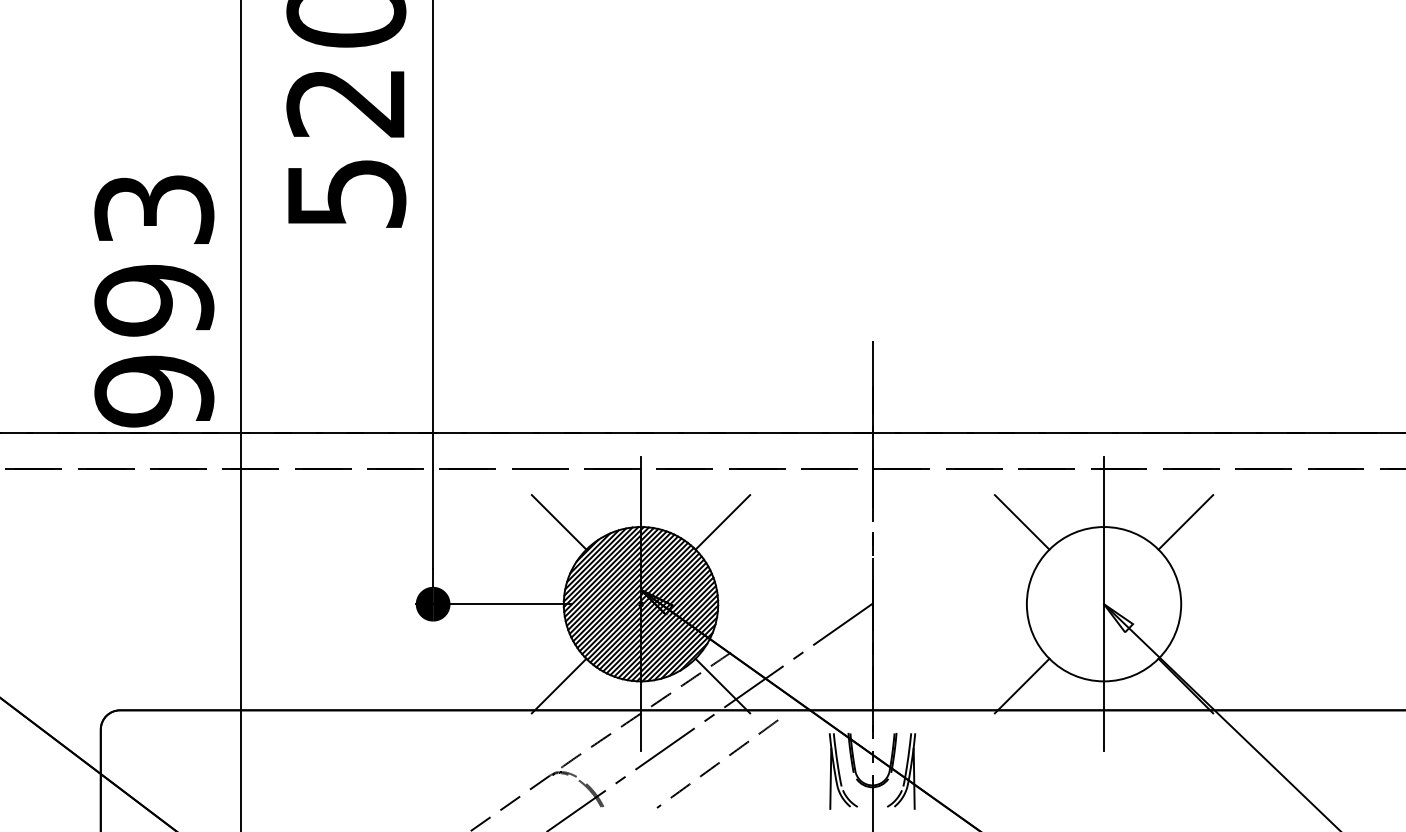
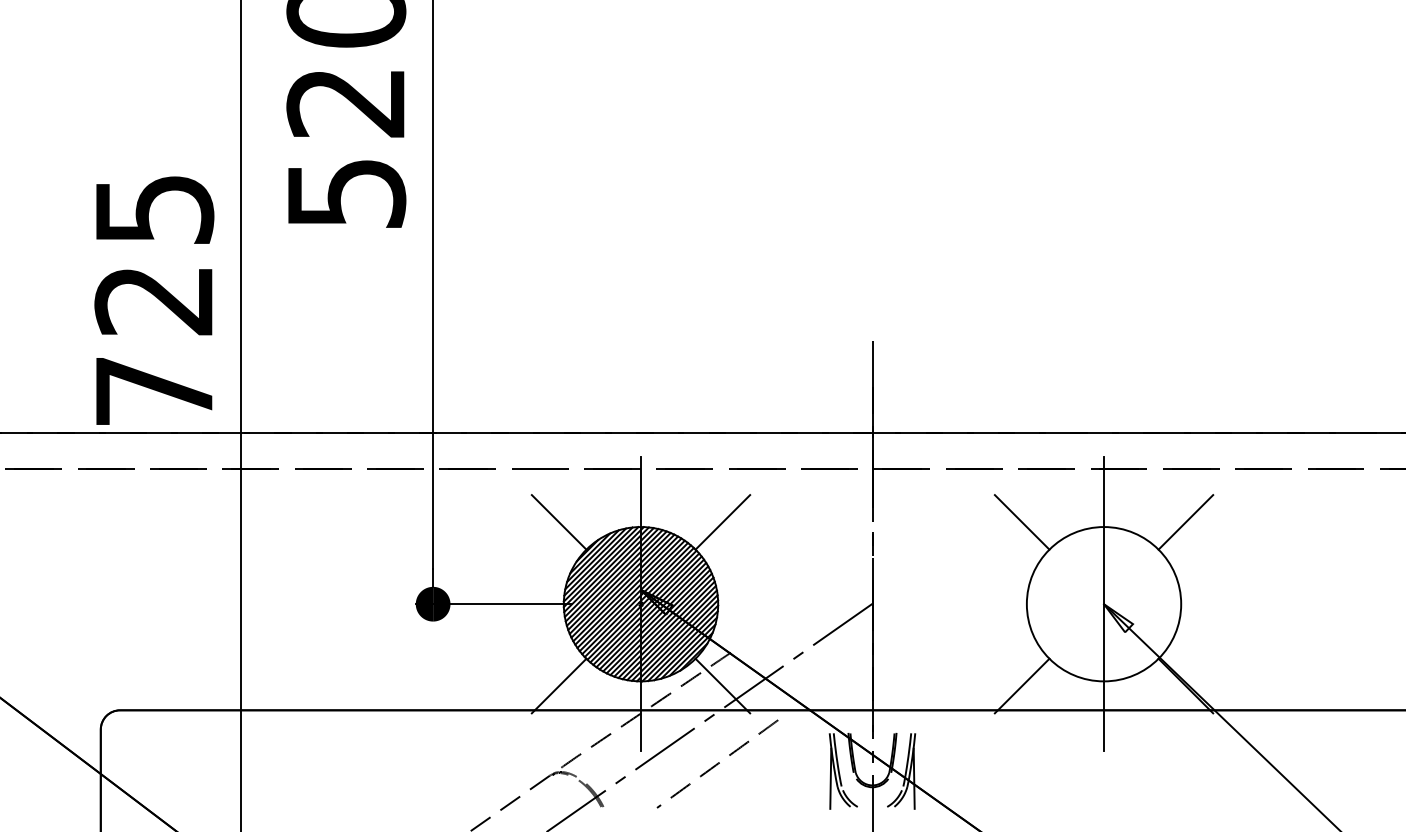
text: 993 -> 725 (154, 301)
